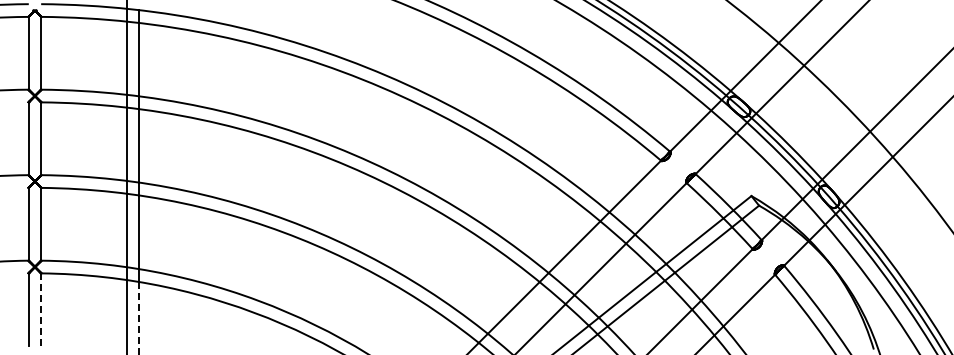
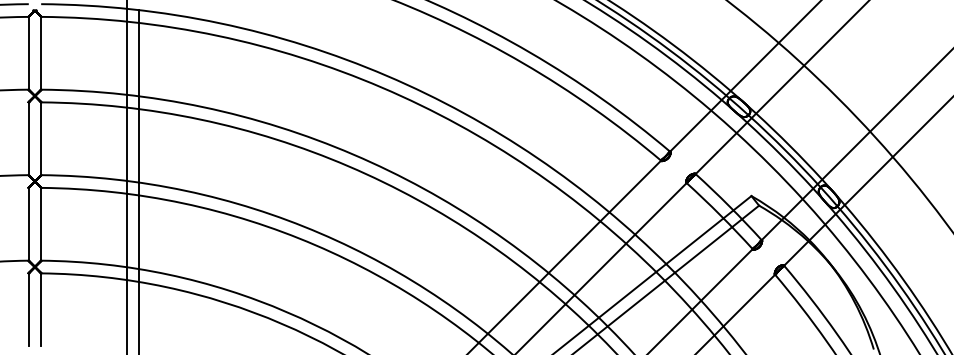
line: dashed -> solid (41, 310)
line: dashed -> solid (139, 318)
